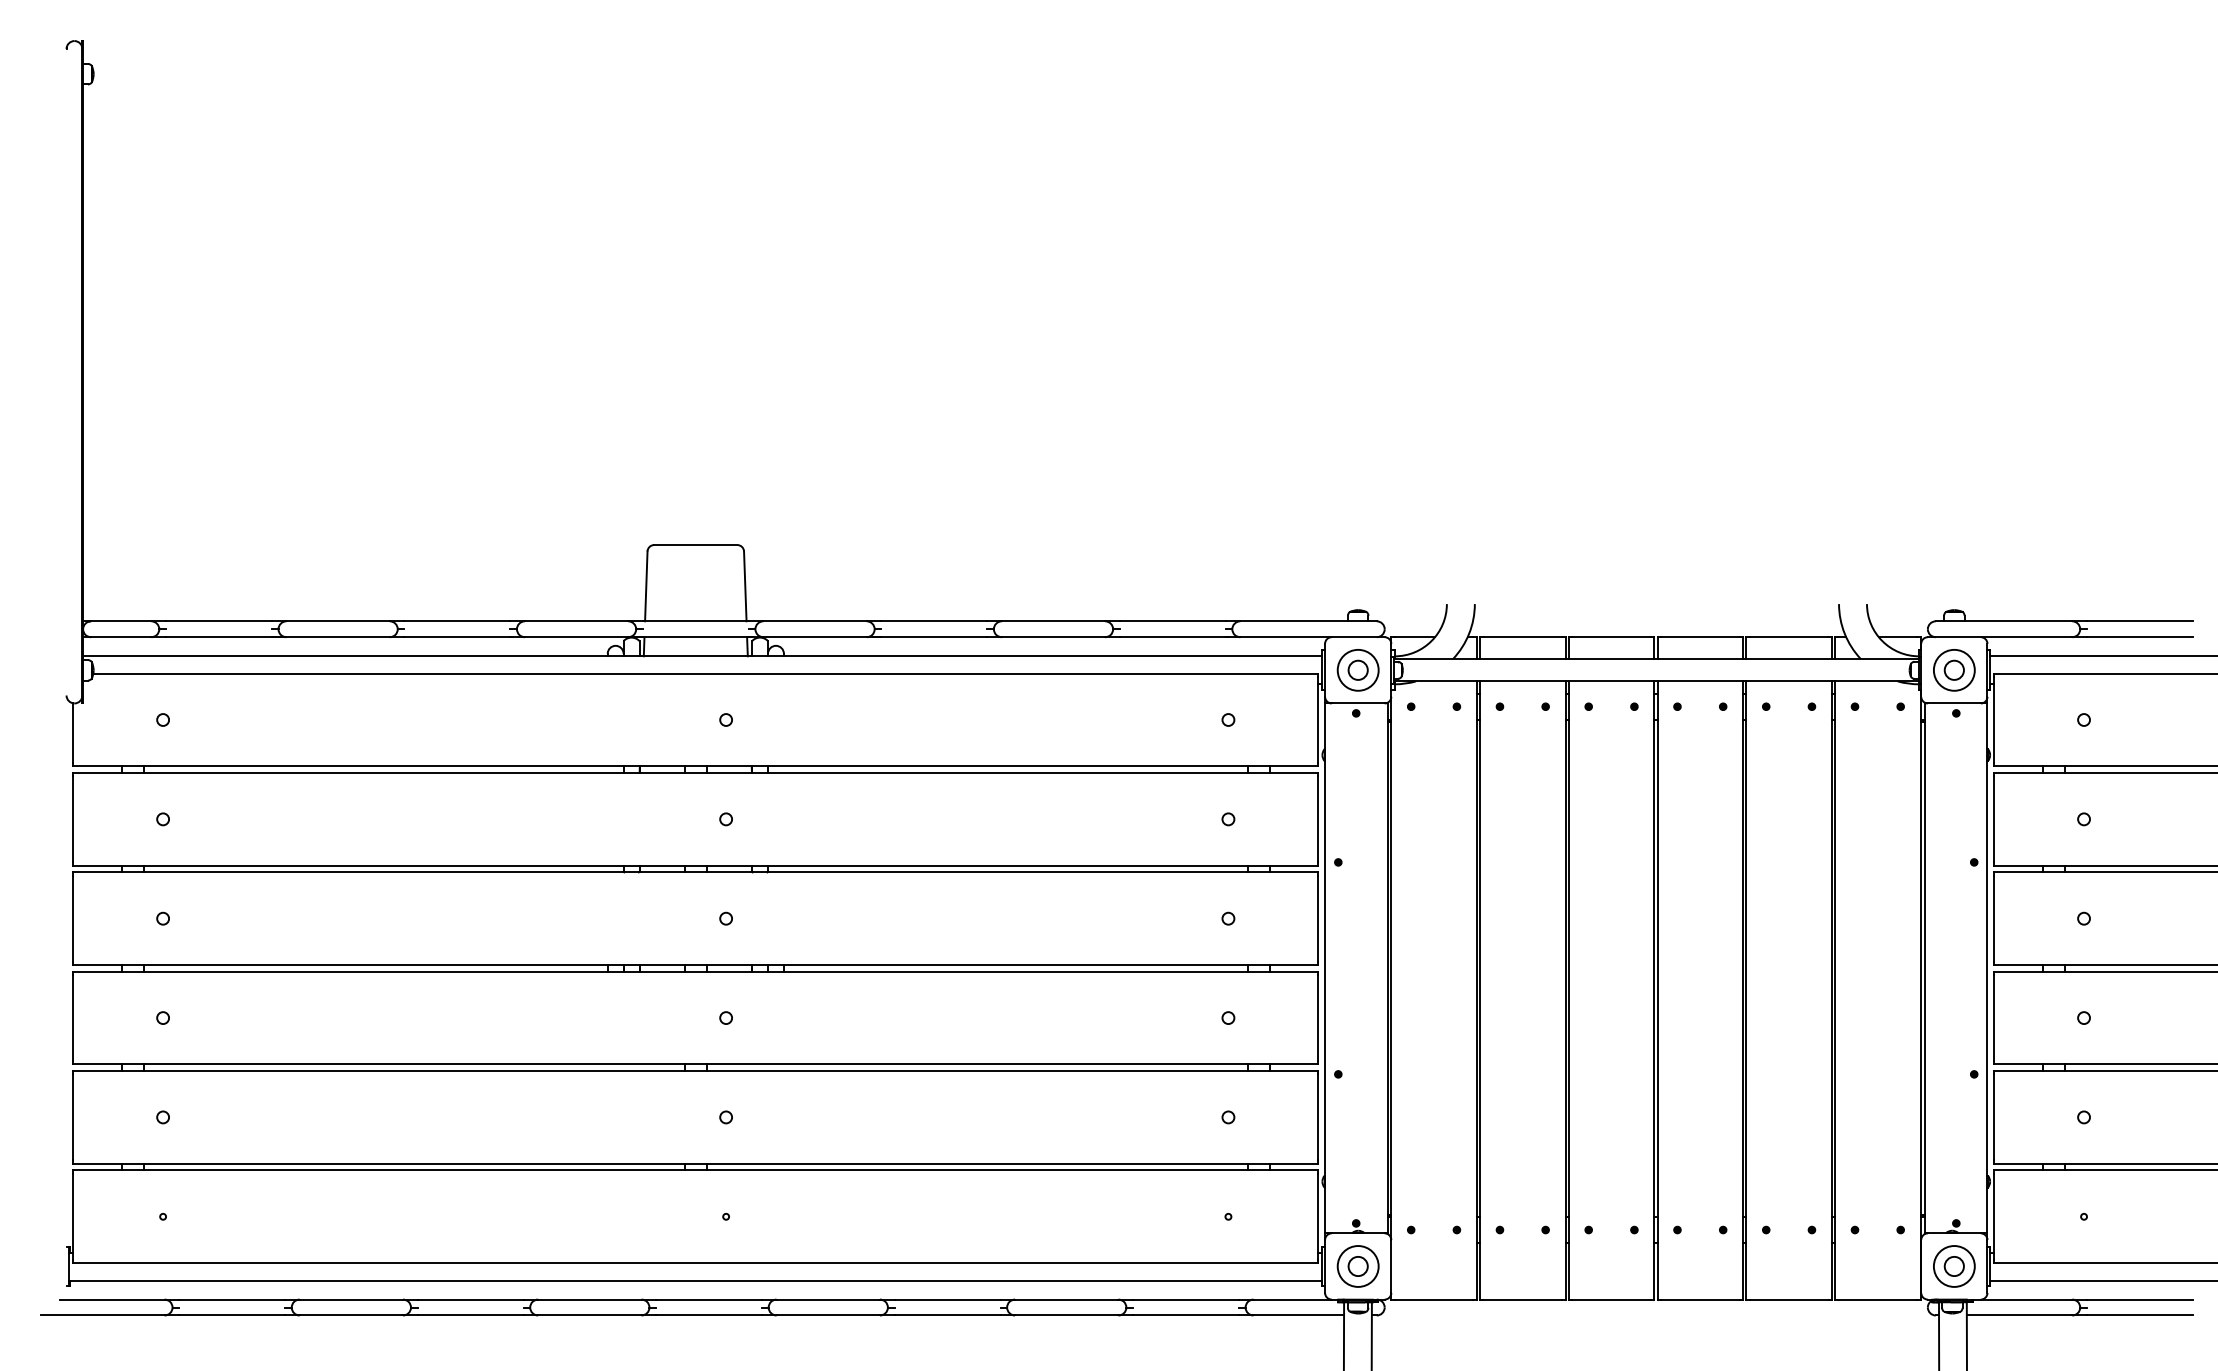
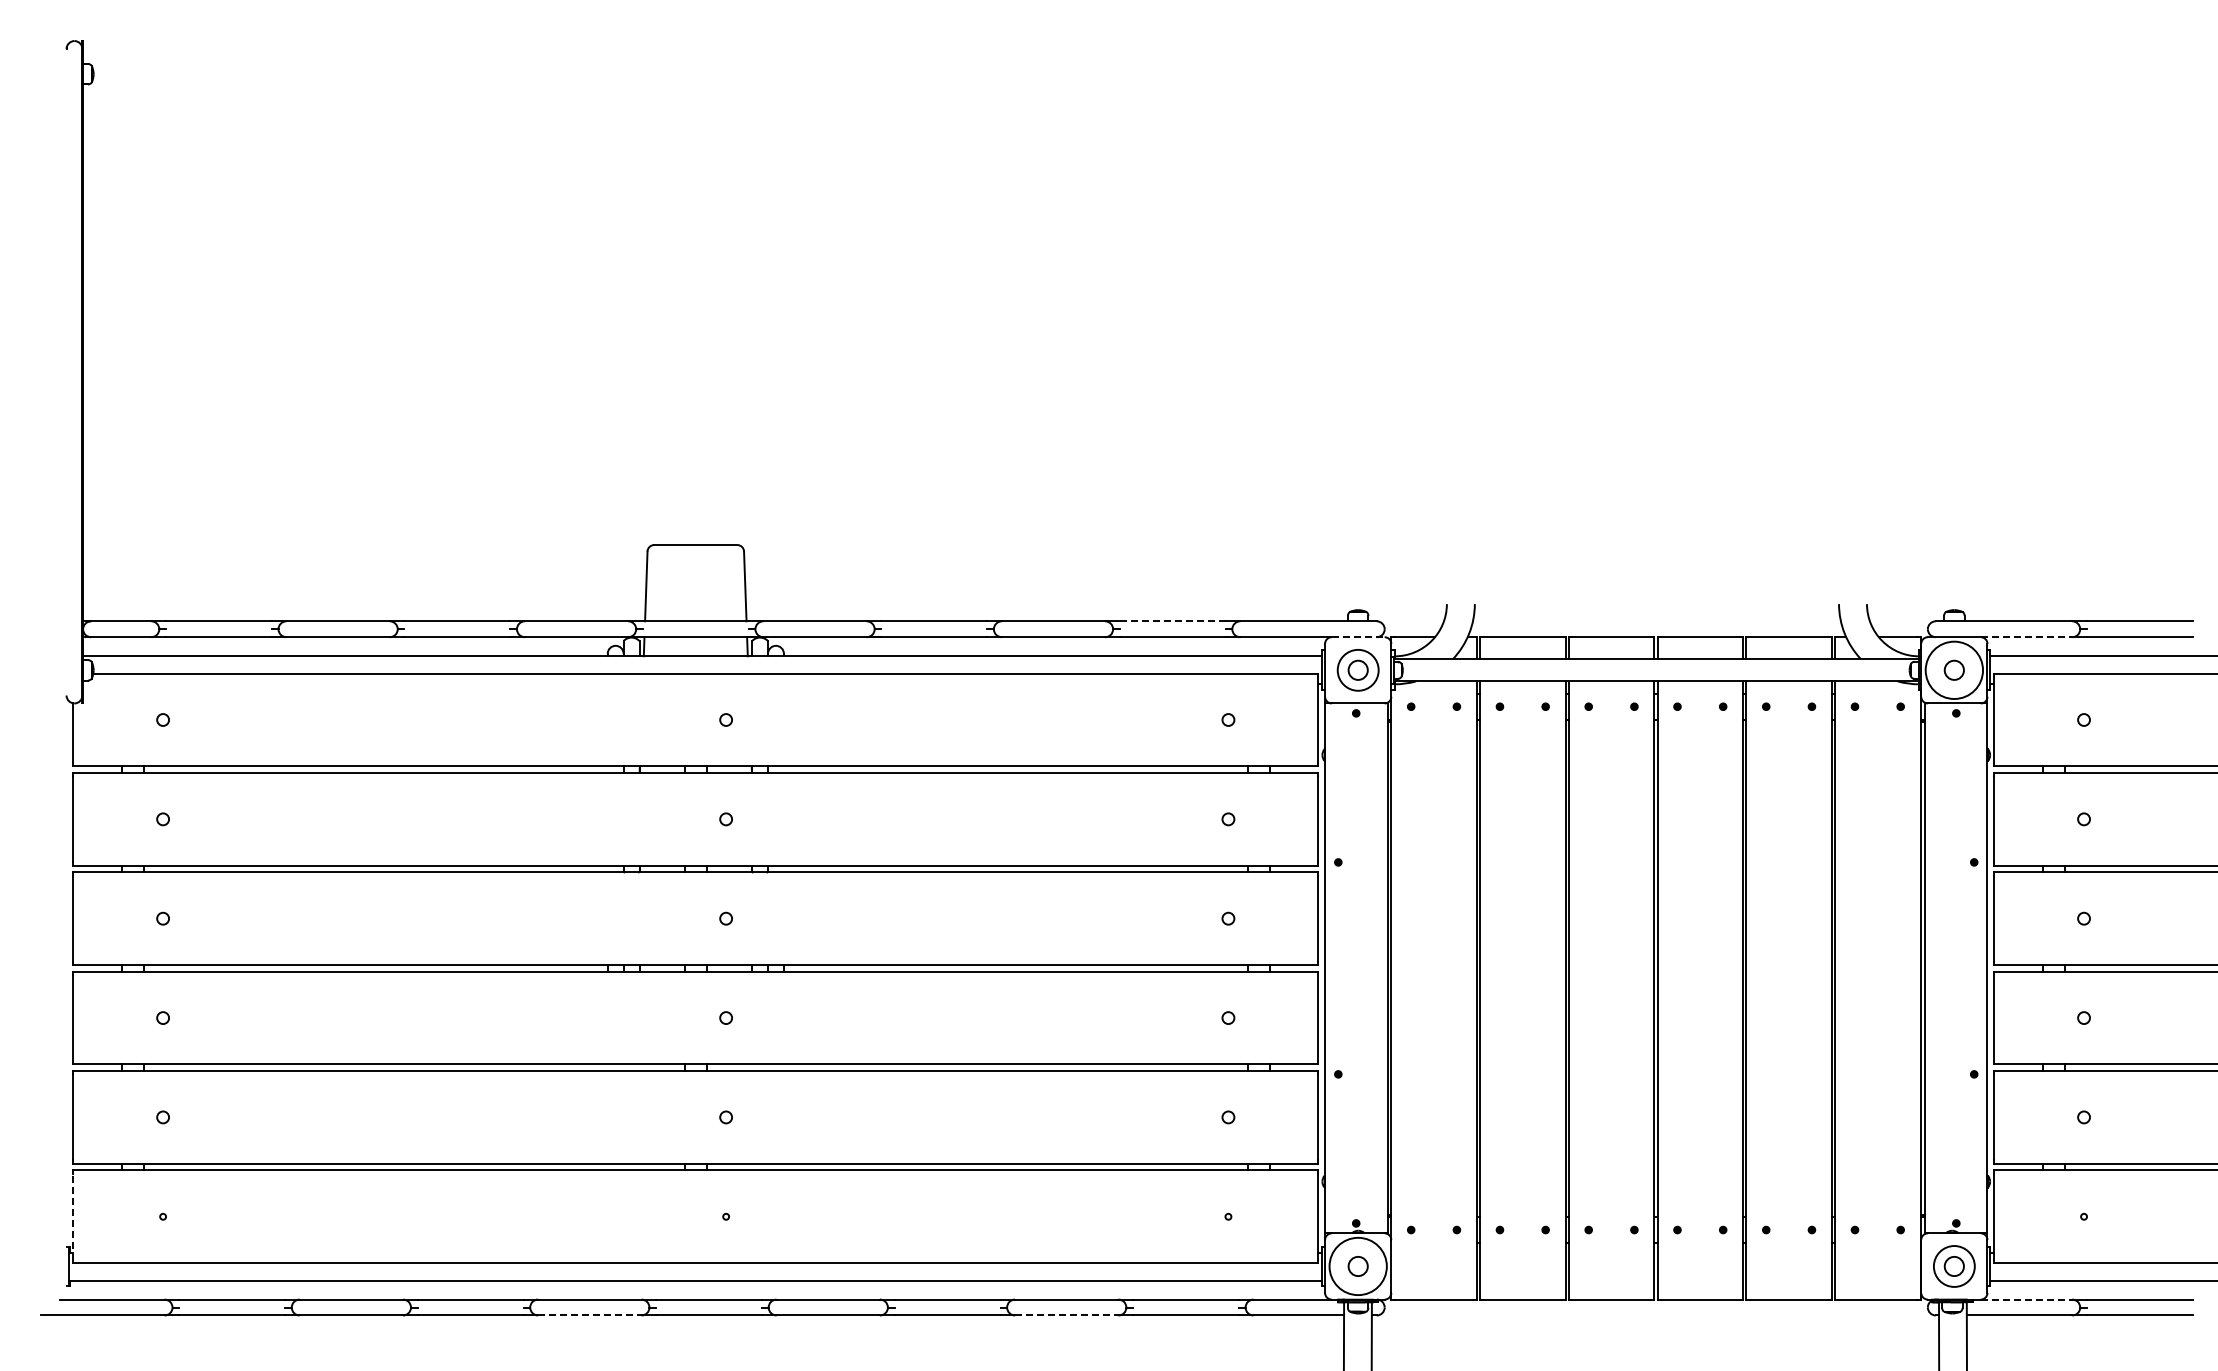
line: solid -> dashed (1172, 621)
line: solid -> dashed (1358, 637)
line: solid -> dashed (2026, 637)
circle diameter: 41 px -> 57 px (1954, 669)
line: solid -> dashed (73, 1216)
circle diameter: 41 px -> 57 px (1357, 1266)
line: solid -> dashed (2026, 1299)
line: solid -> dashed (589, 1315)
line: solid -> dashed (1066, 1315)
